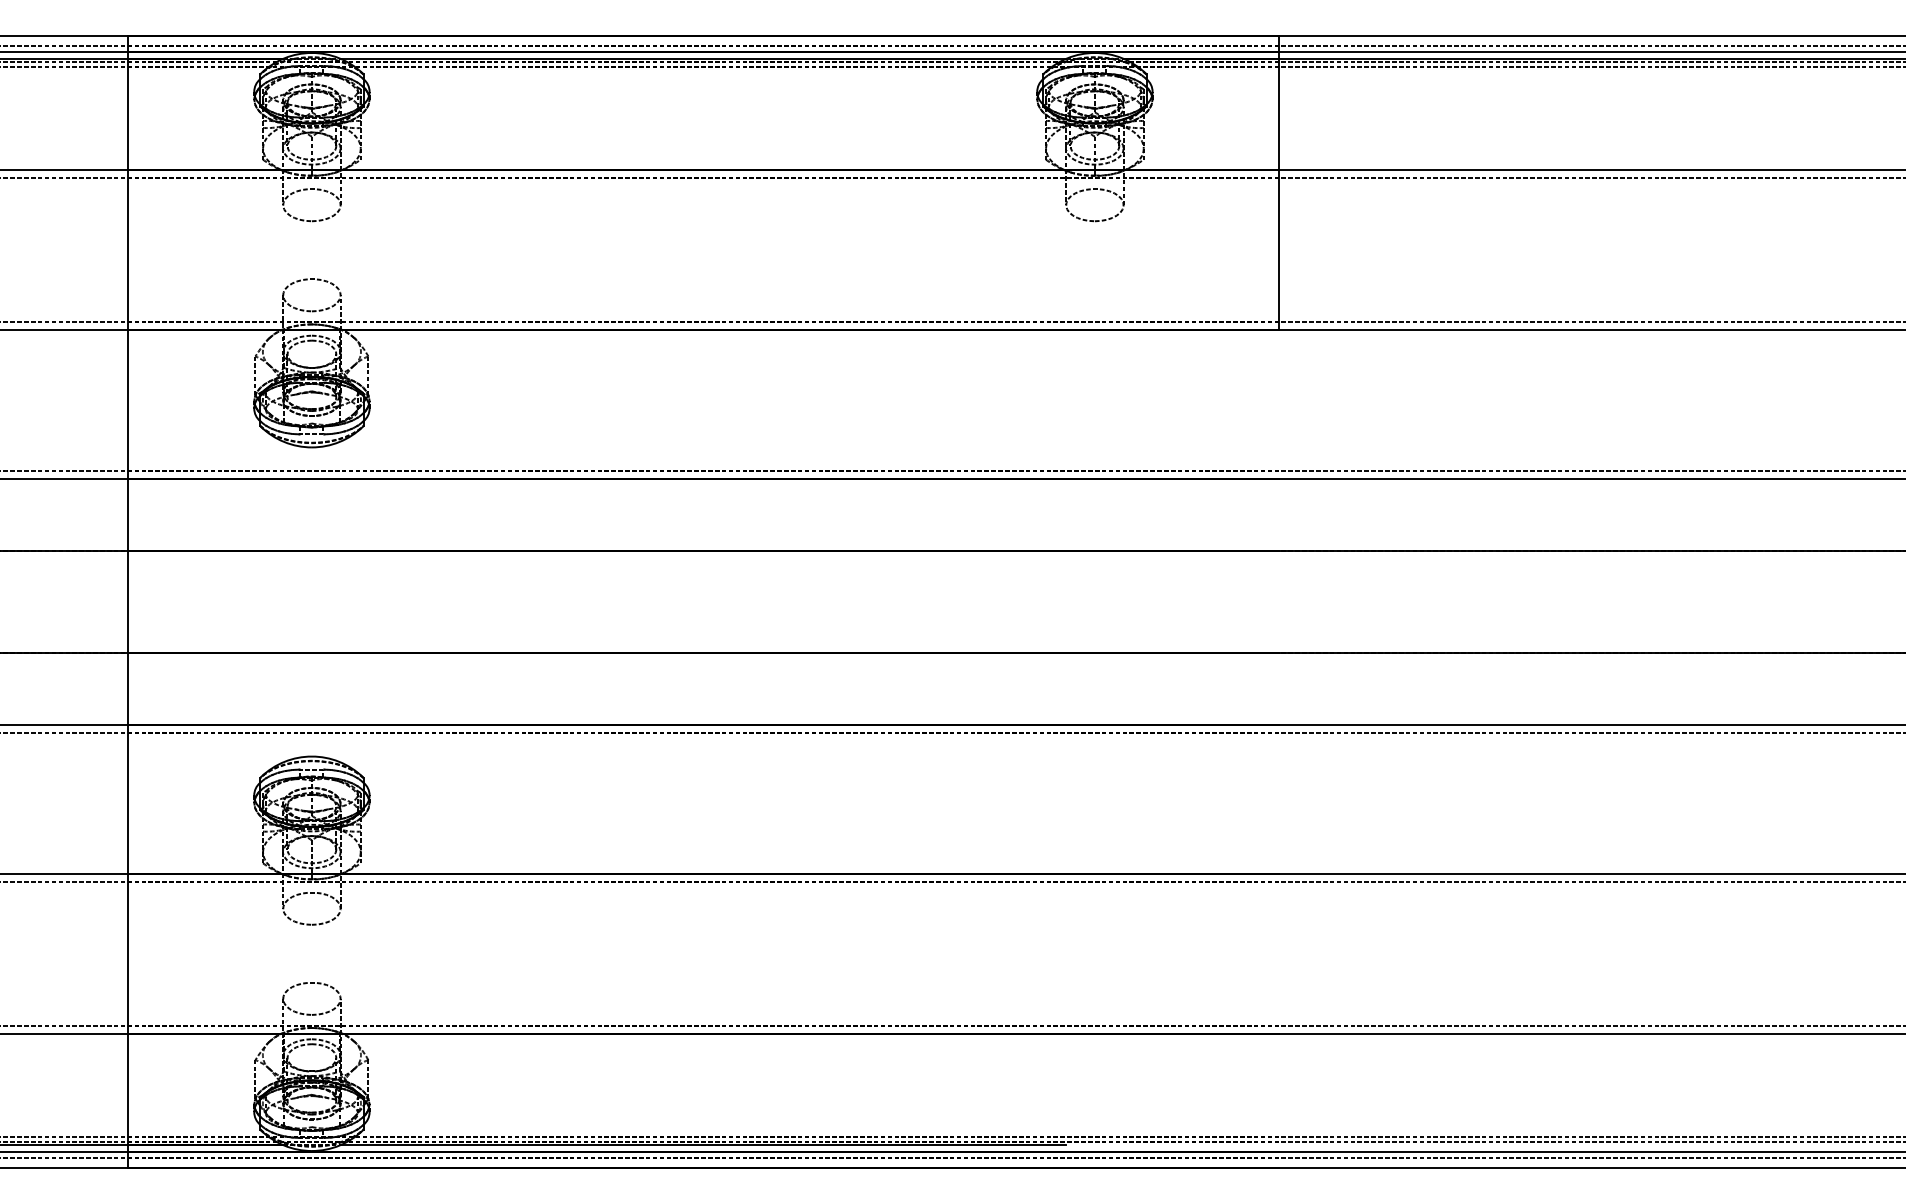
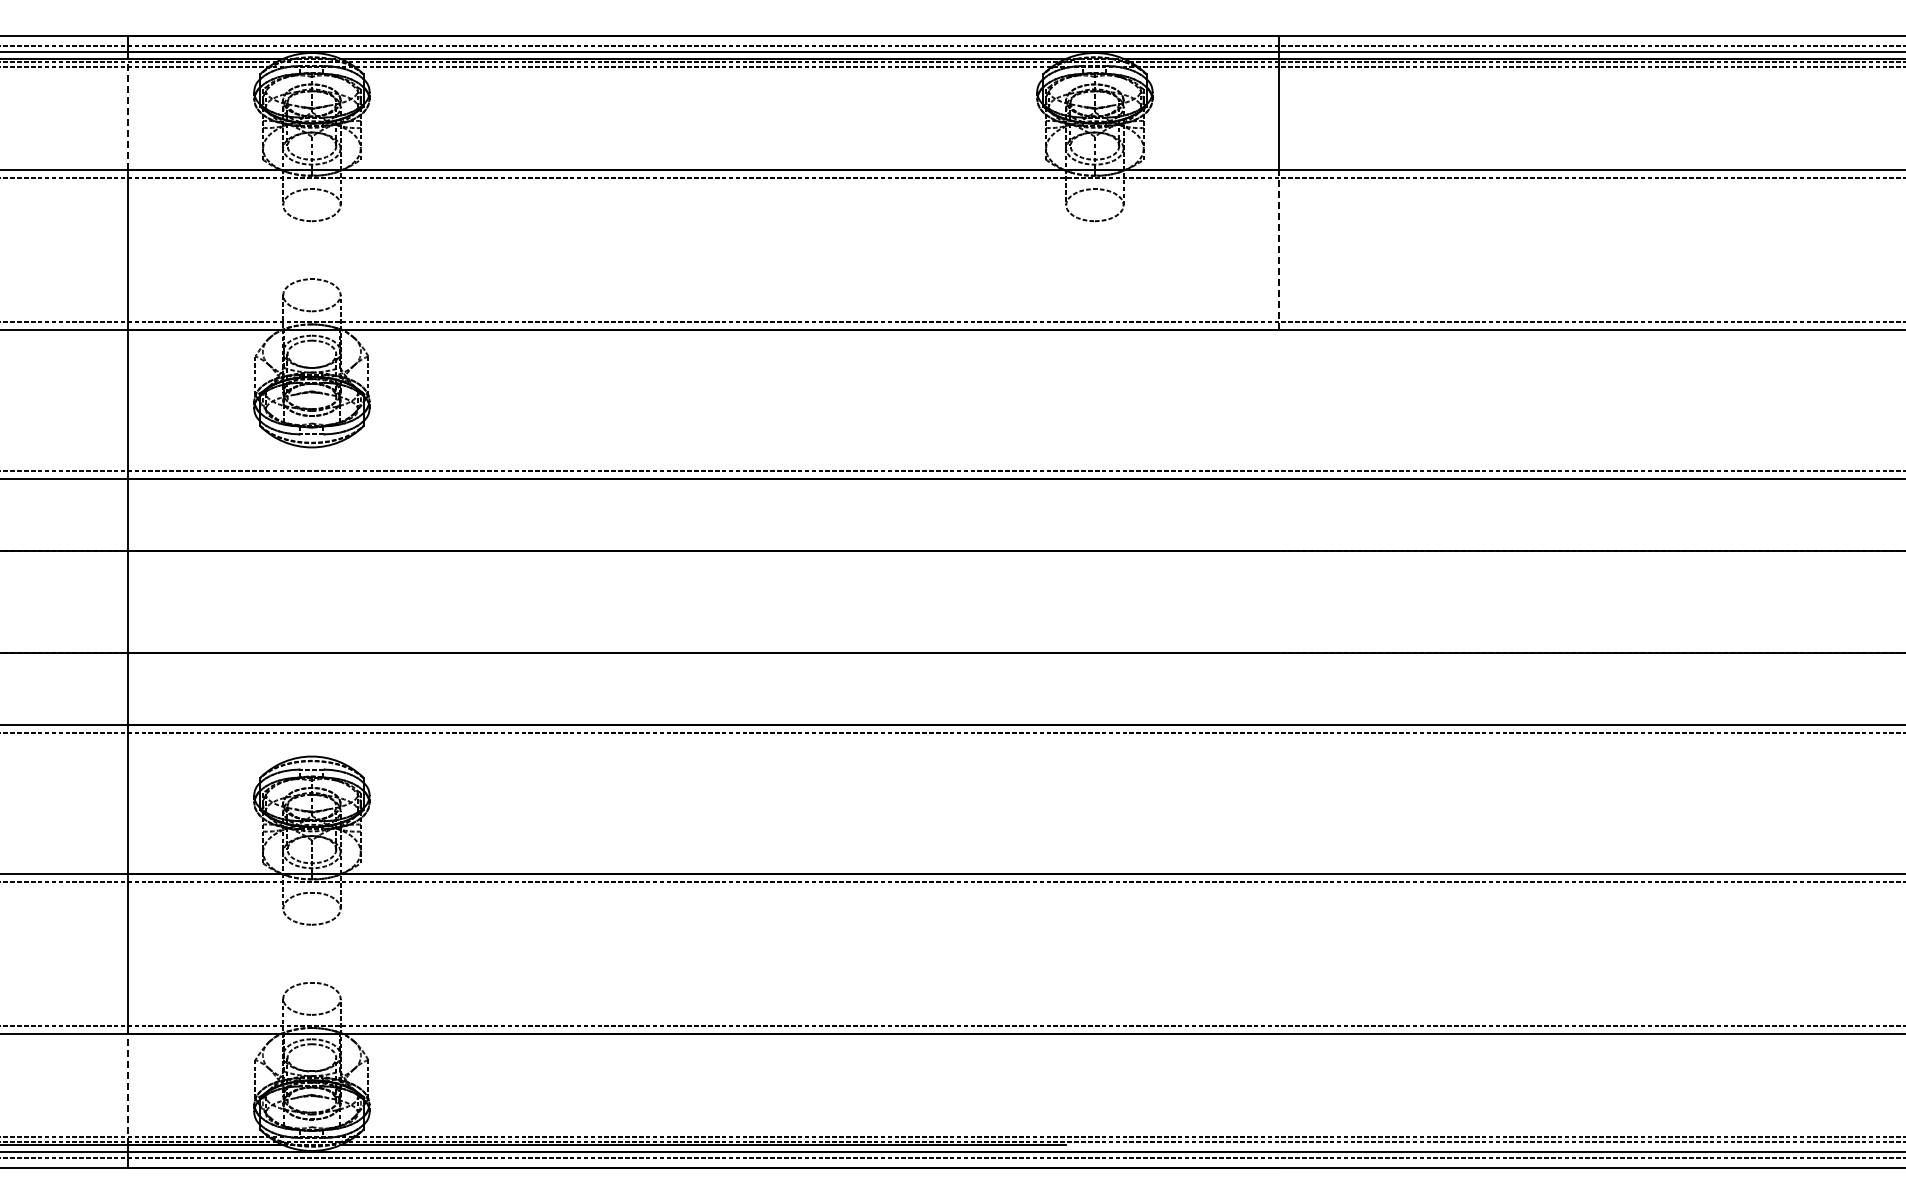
line: solid -> dashed (127, 114)
line: solid -> dashed (1279, 249)
line: solid -> dashed (127, 1089)
